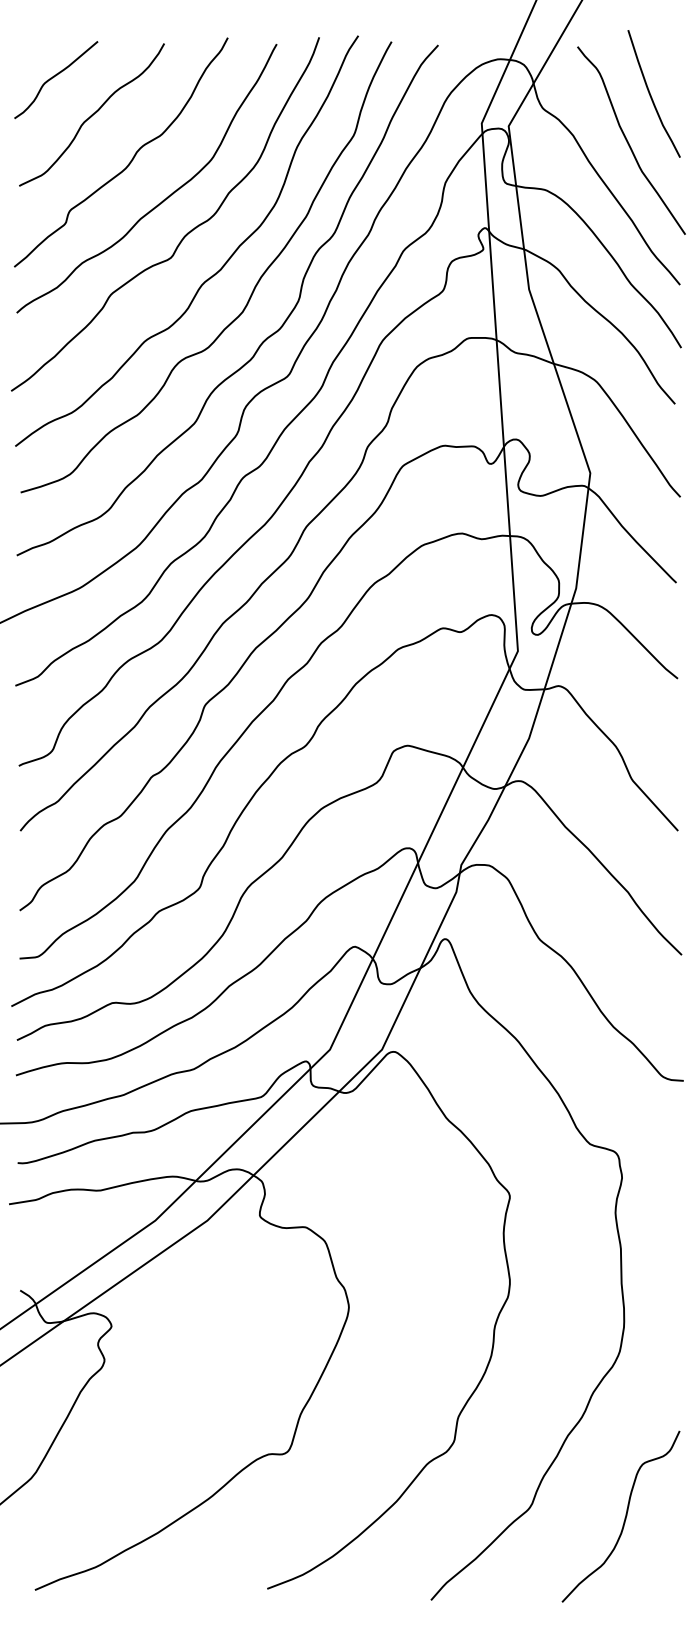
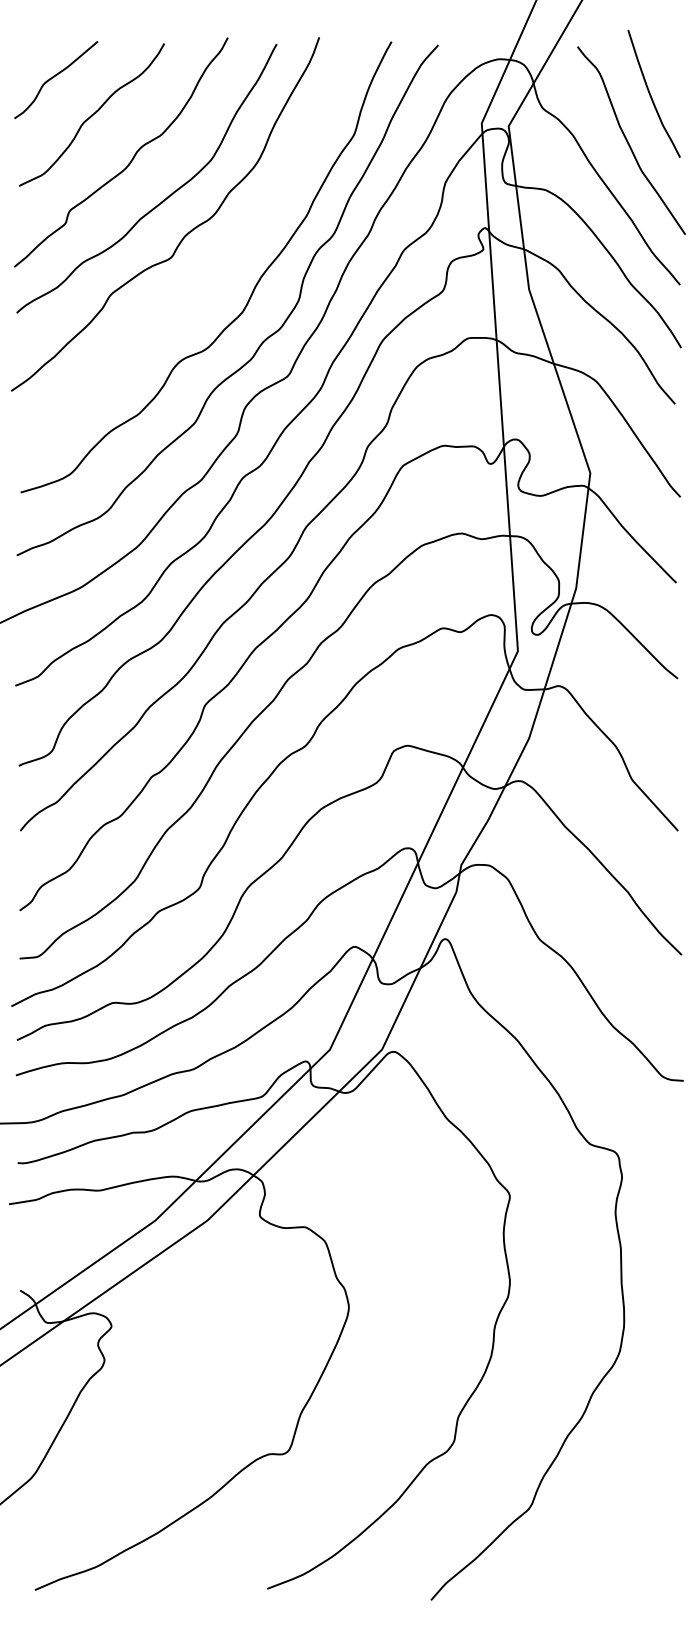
curve: present -> none (215, 272)
curve: present -> none (624, 1517)
